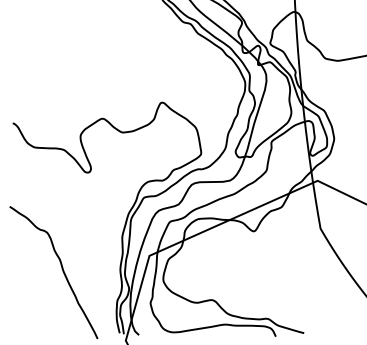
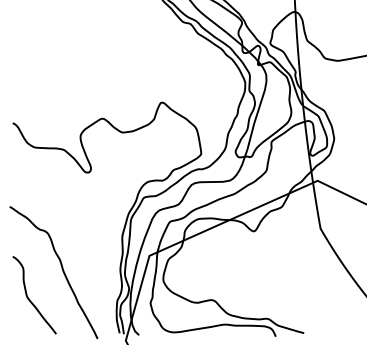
curve: none -> present (30, 299)
